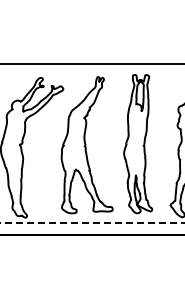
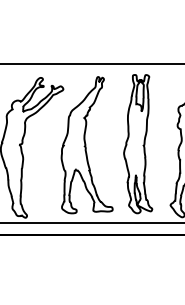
line: dashed -> solid (92, 223)
